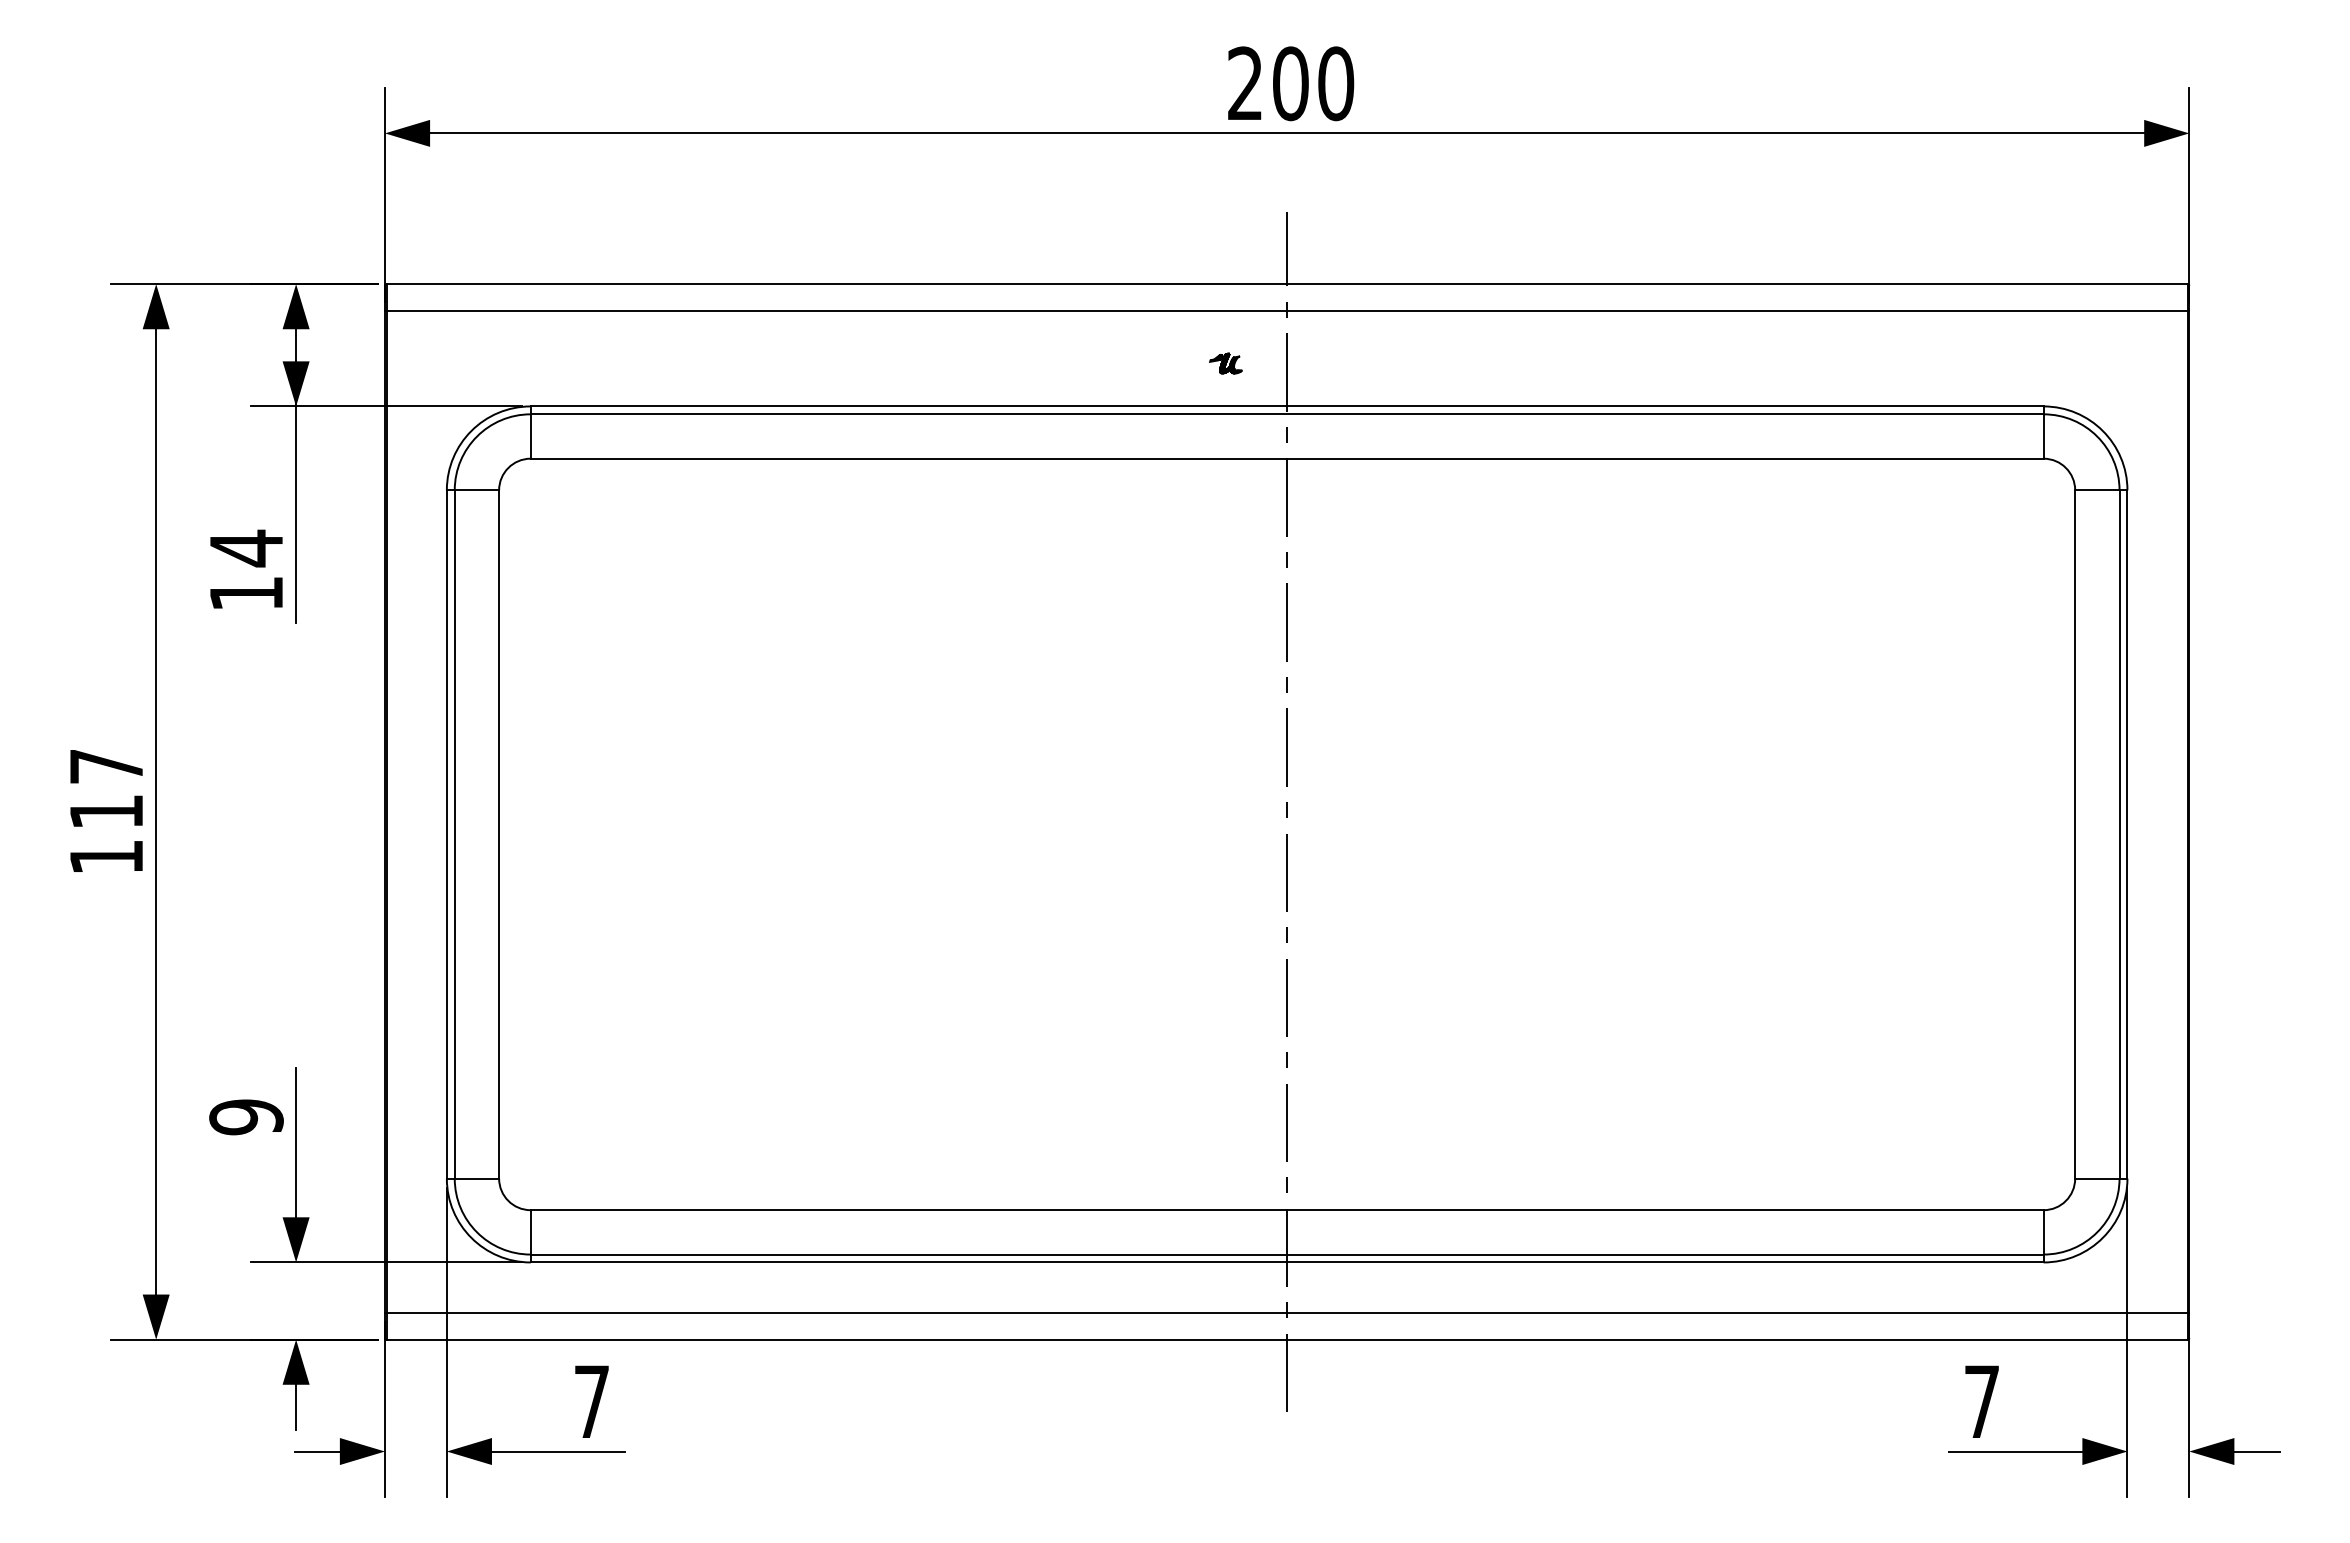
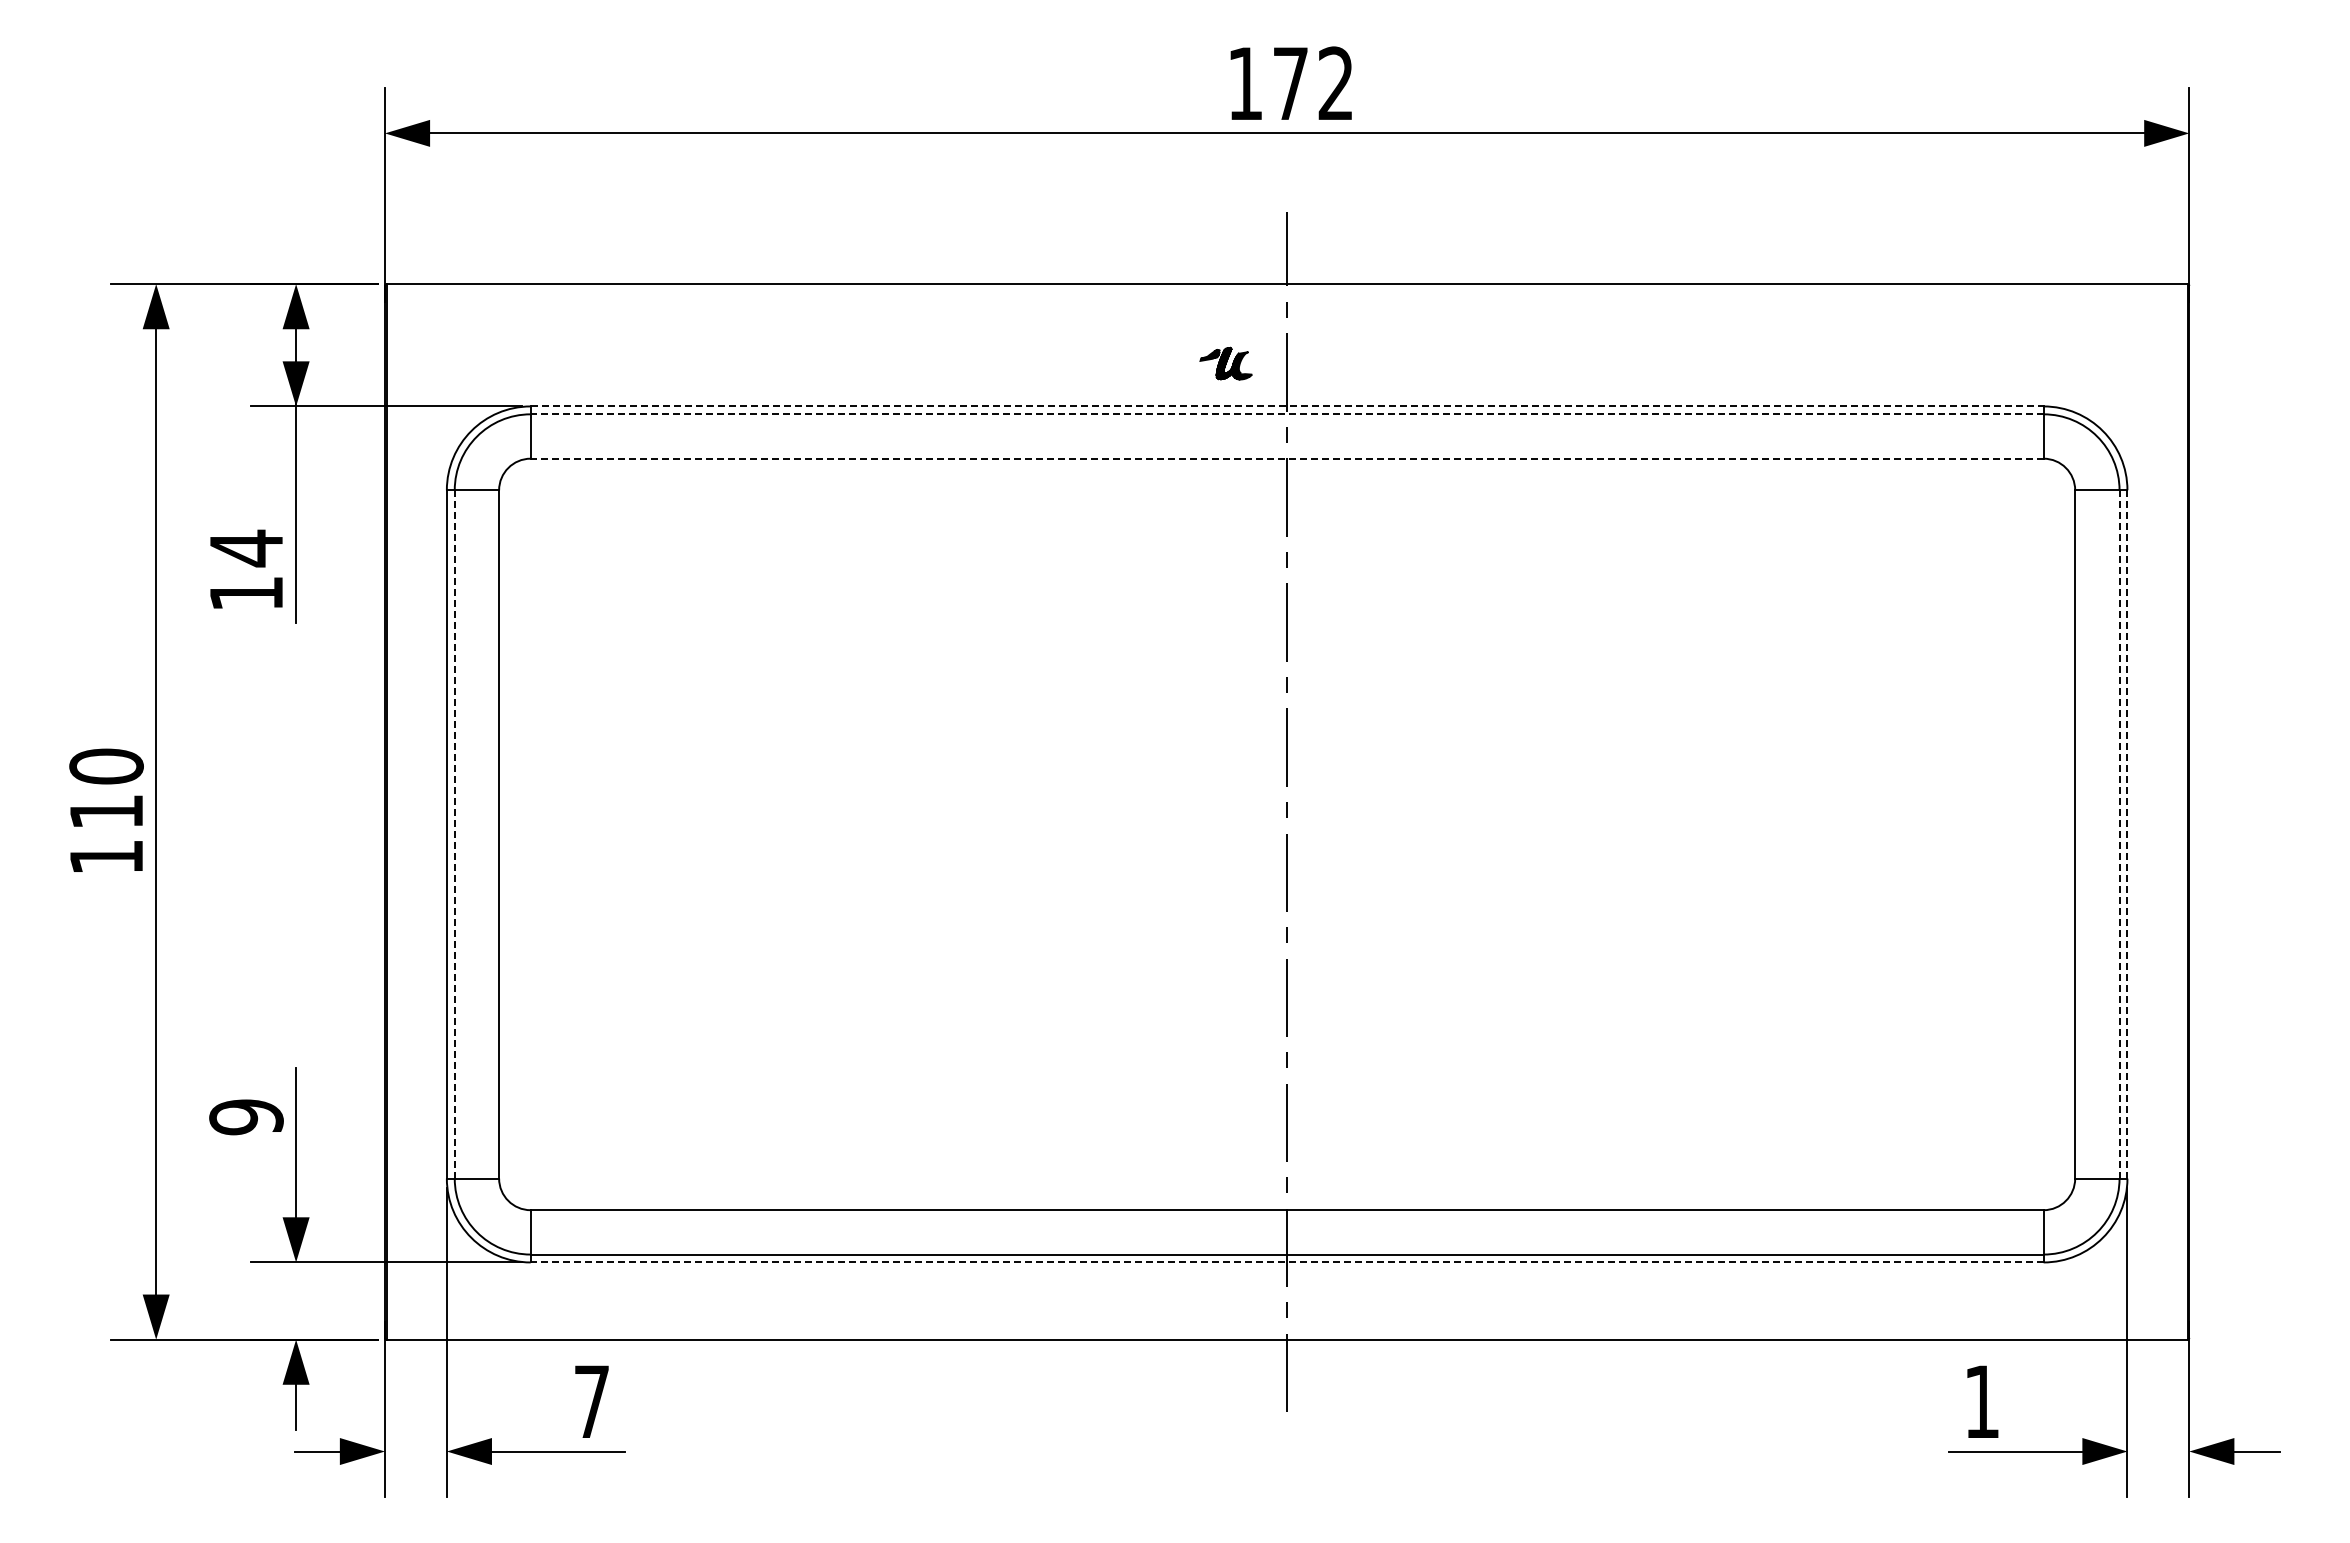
text: 200 -> 172 (1291, 83)
line: present -> none (1287, 311)
part size: 34x23 px -> 54x35 px (1225, 363)
line: solid -> dashed (1287, 406)
line: solid -> dashed (1286, 414)
line: solid -> dashed (1286, 458)
text: 117 -> 110 (106, 766)
line: solid -> dashed (454, 834)
line: solid -> dashed (2119, 834)
line: solid -> dashed (2127, 834)
line: solid -> dashed (1286, 1262)
line: present -> none (1287, 1312)
text: 7 -> 1 (1981, 1401)
